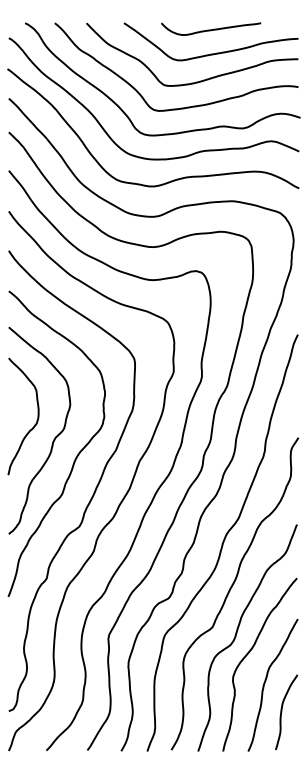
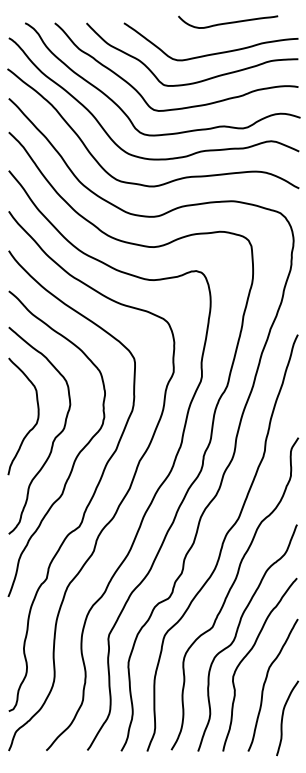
curve position: (211, 29) -> (228, 22) (228, 22)
curve position: (282, 712) -> (283, 718) (283, 718)
